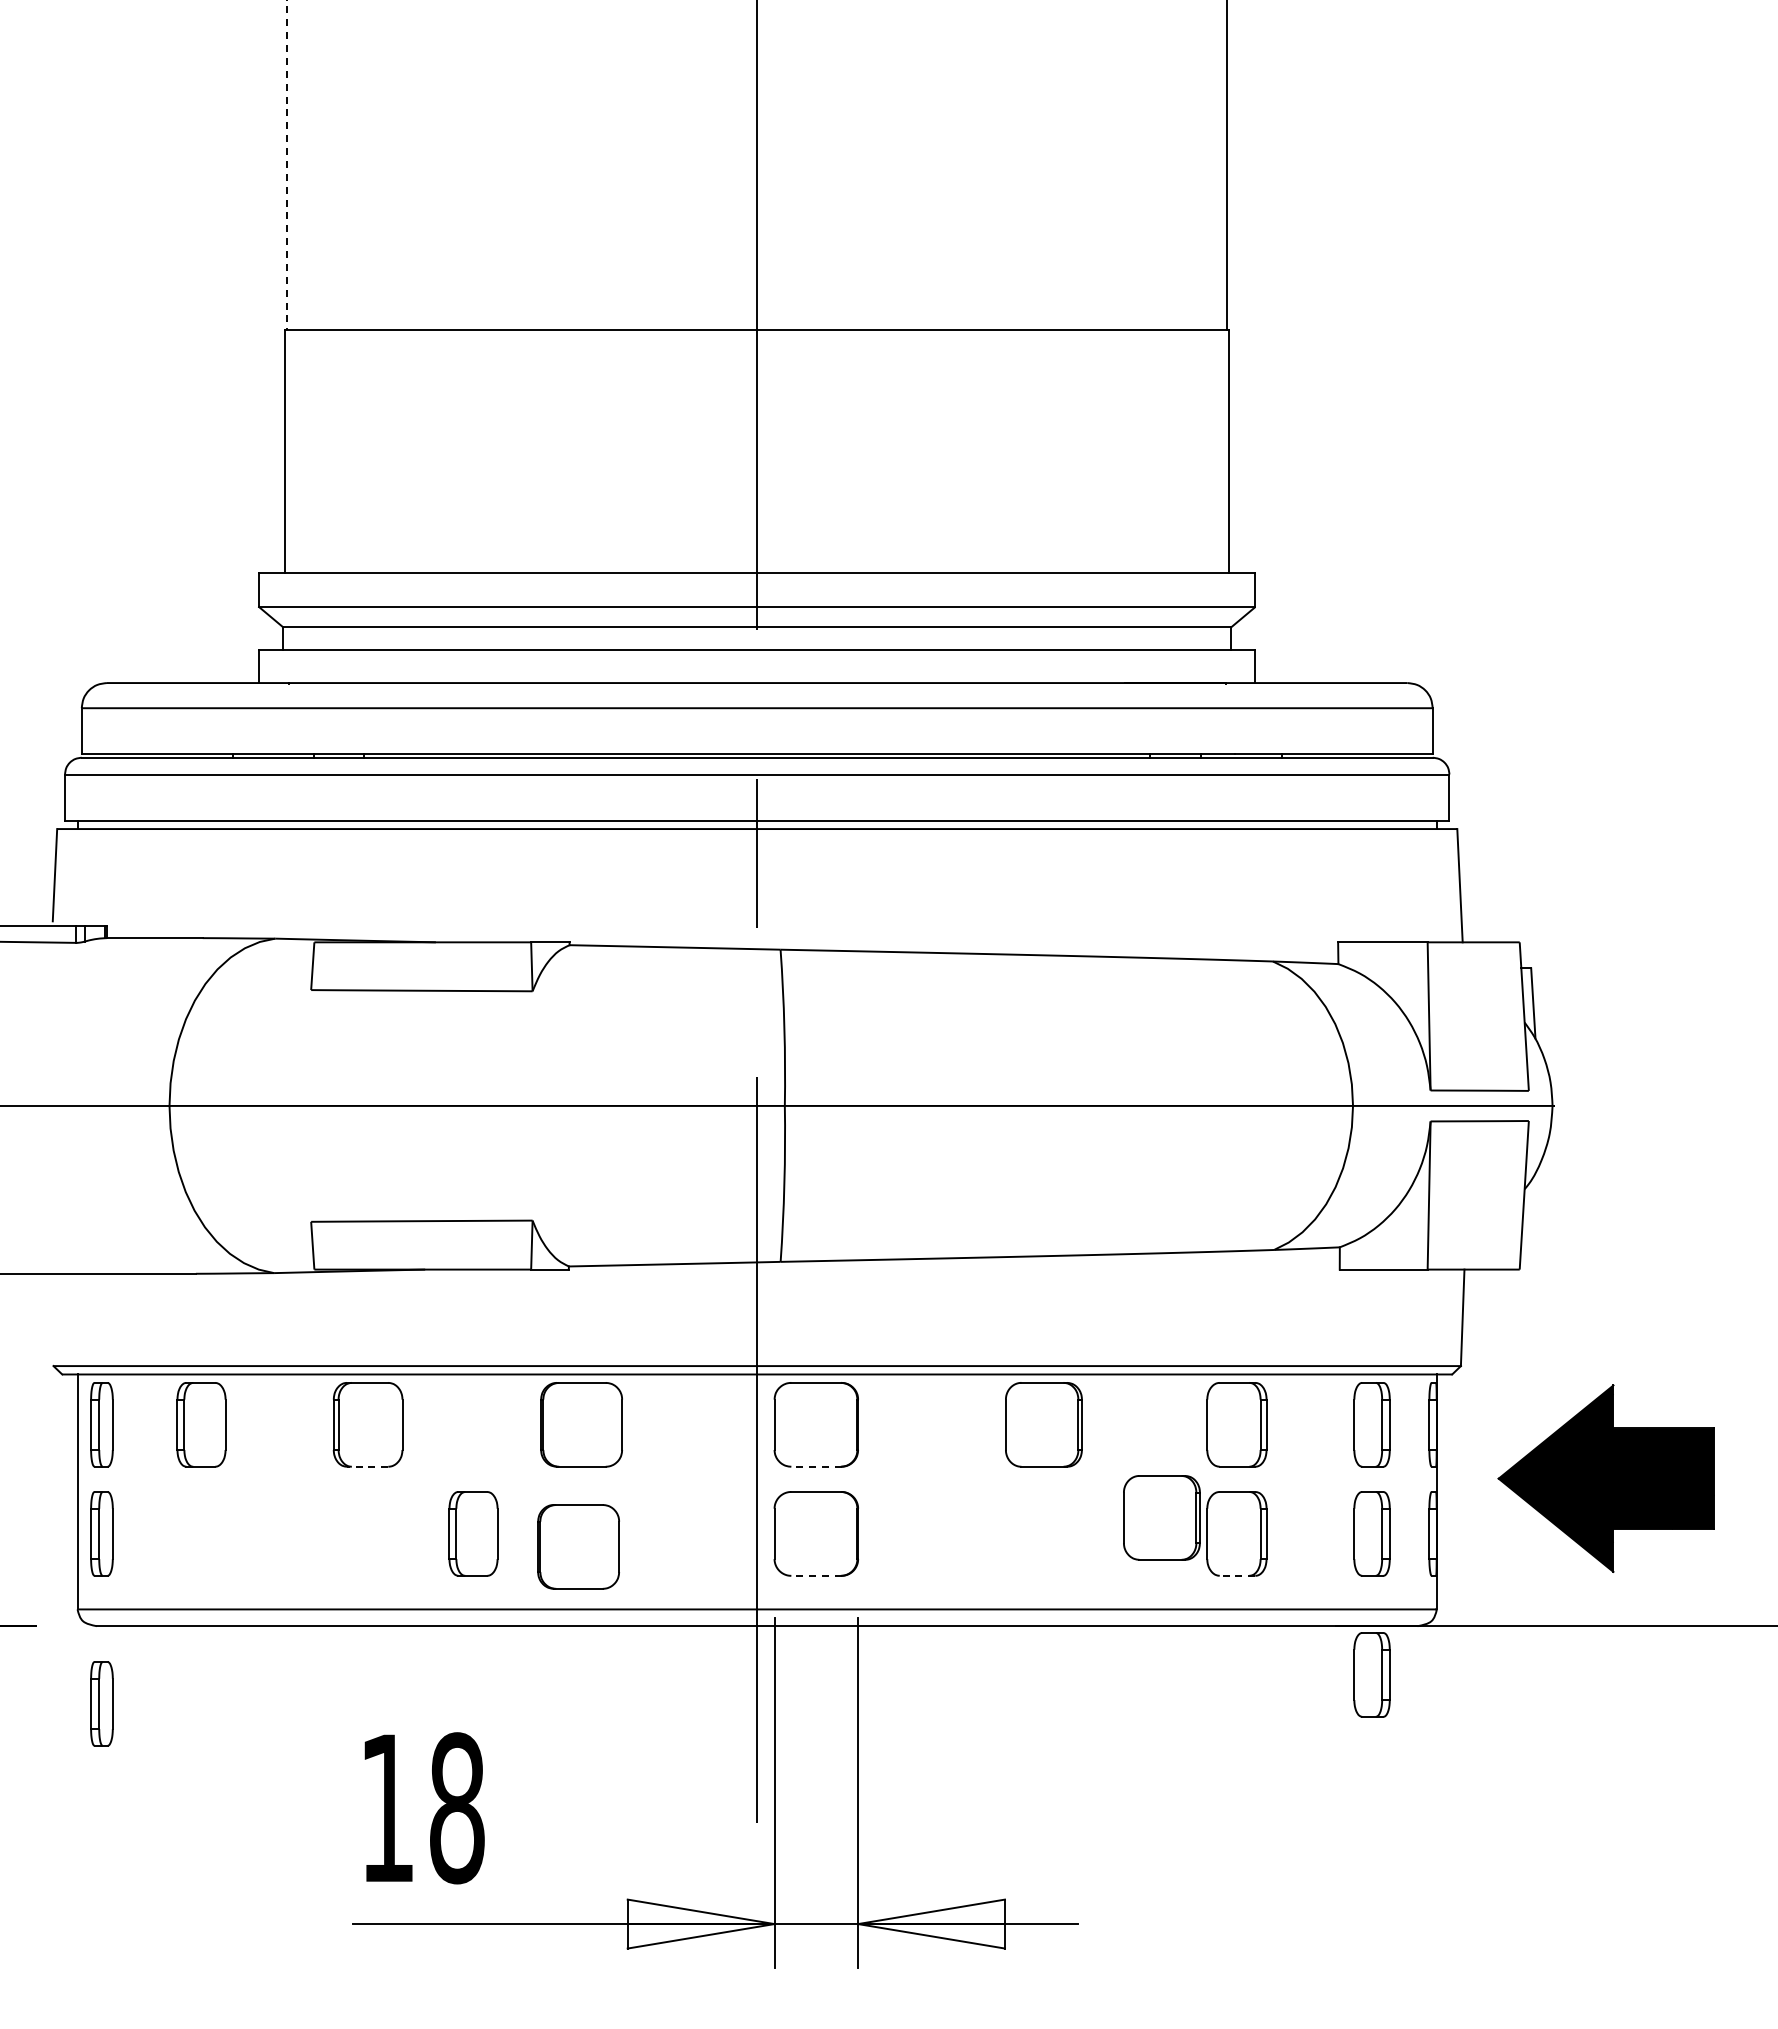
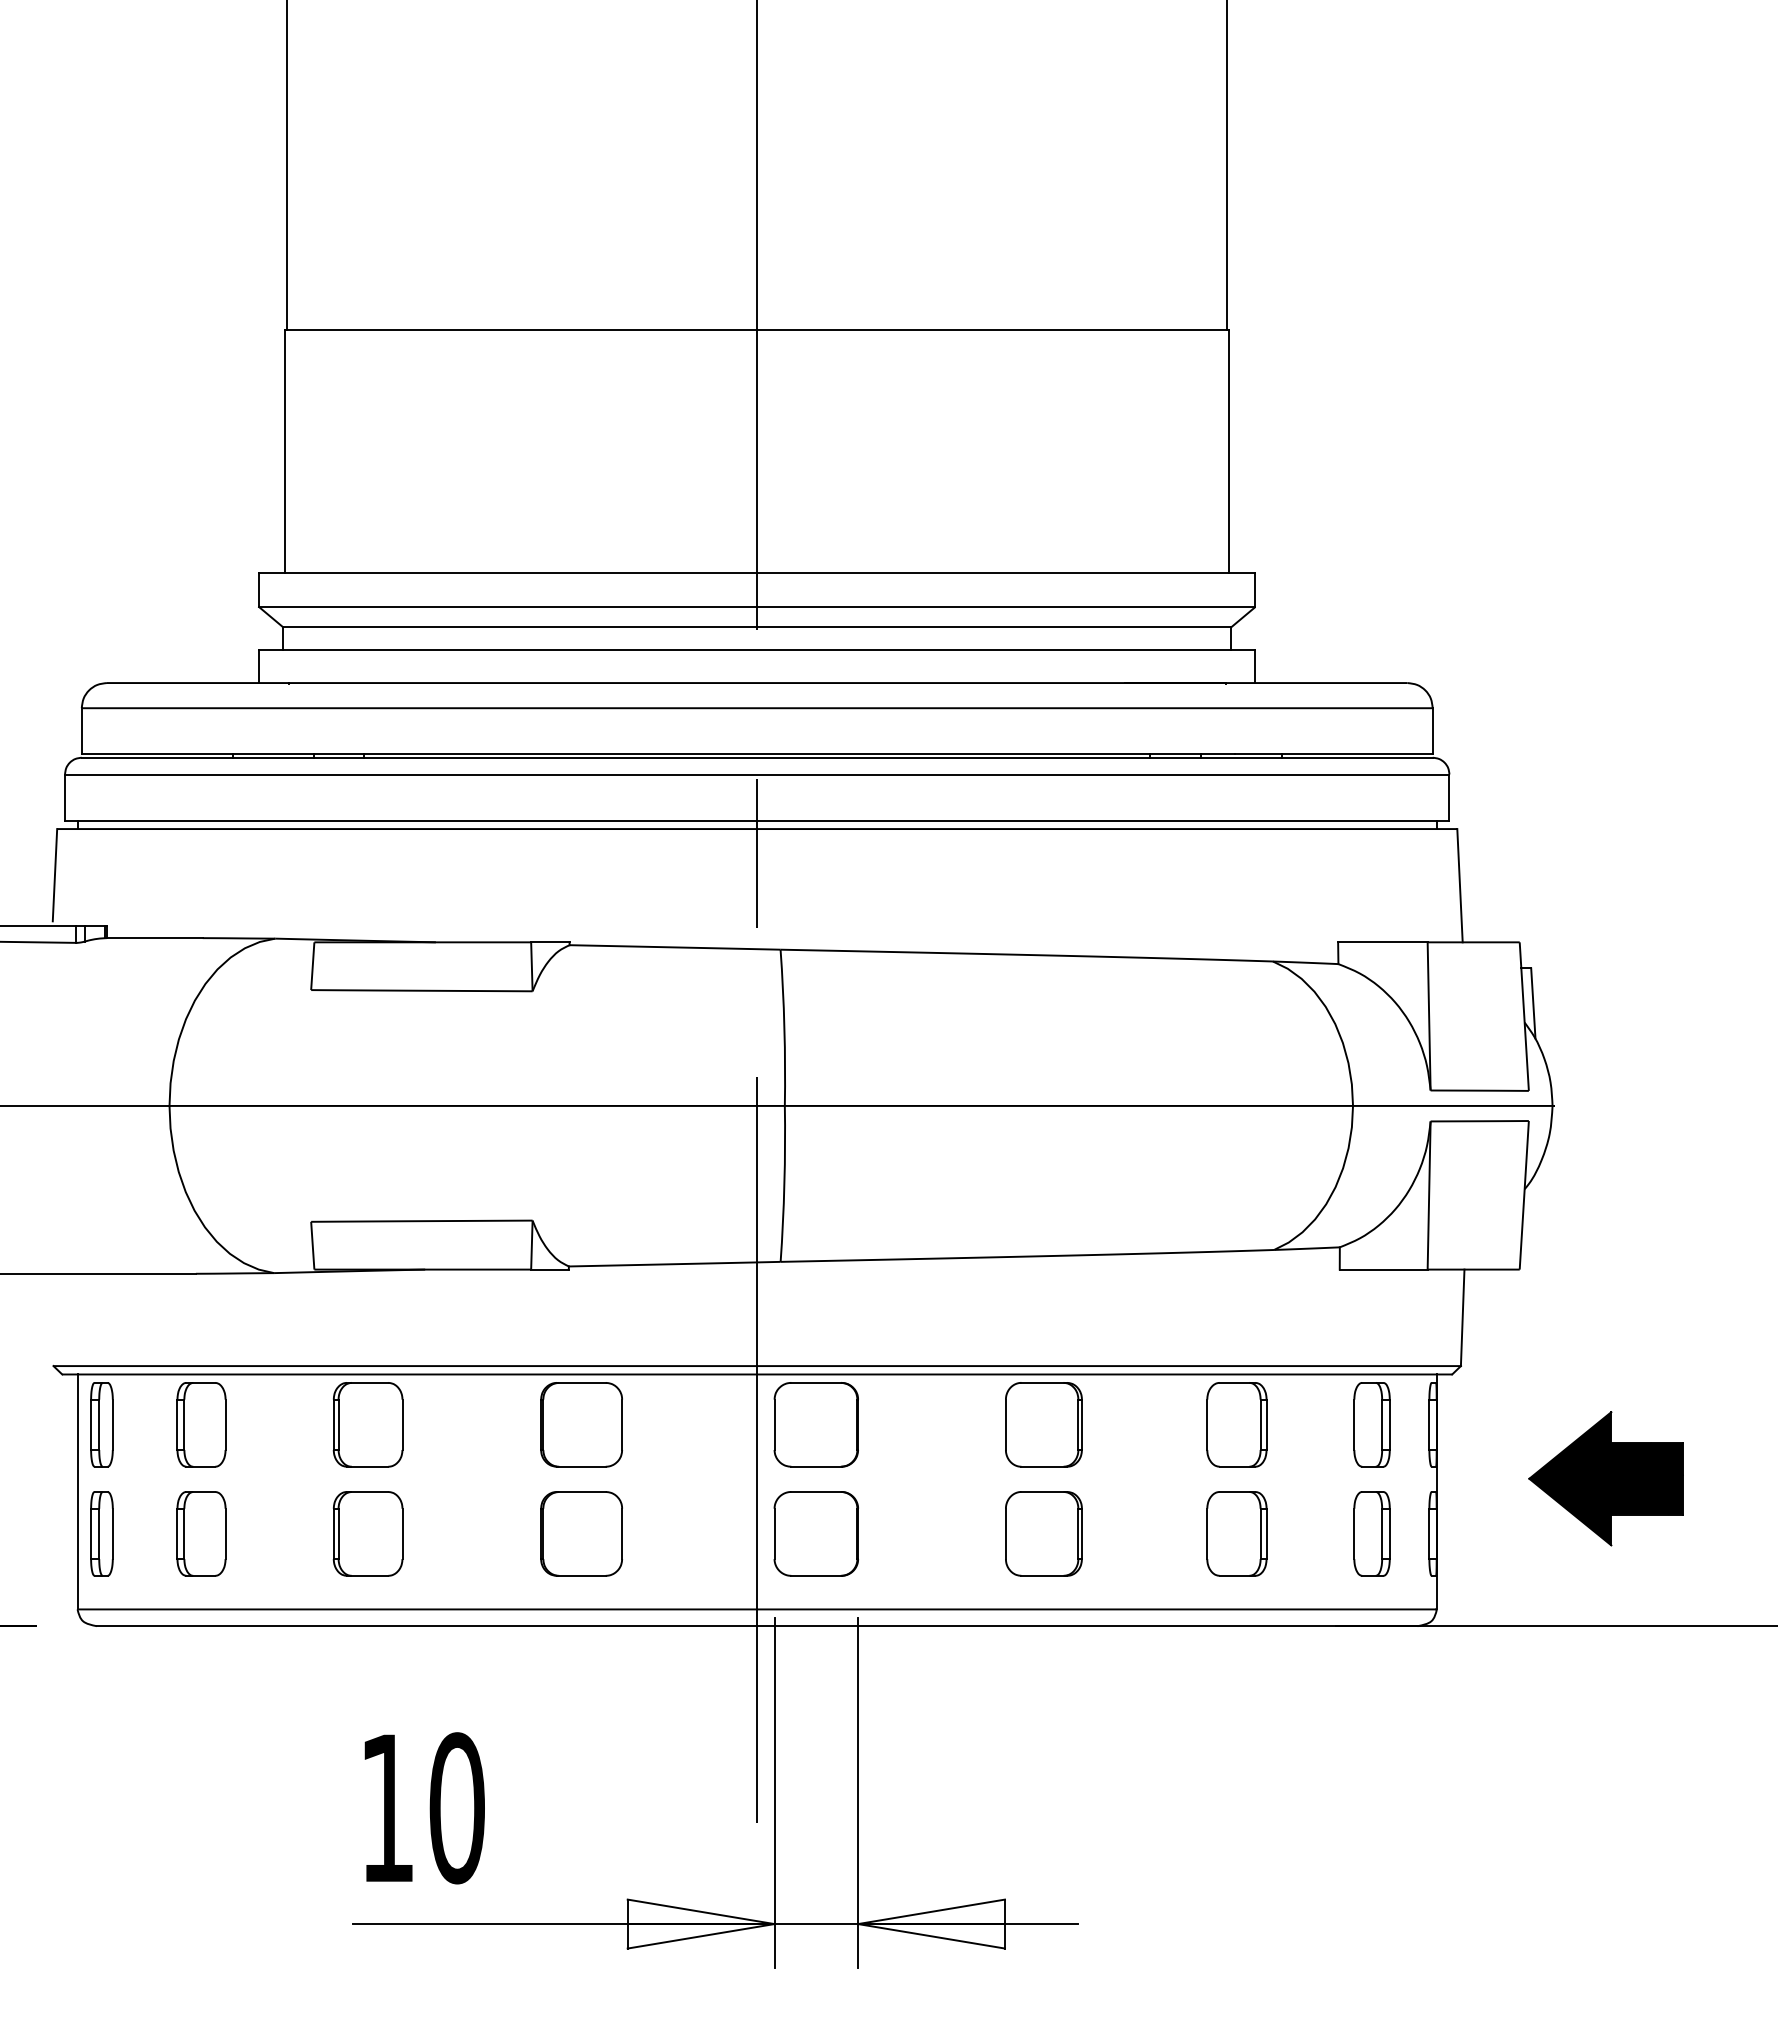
line: dashed -> solid (287, 165)
line: dashed -> solid (367, 1466)
line: dashed -> solid (815, 1466)
part size: 218x189 px -> 156x136 px (1605, 1478)
part position: (1161, 1517) -> (1043, 1533) (1043, 1533)
part: none -> present (367, 1533)
part position: (473, 1533) -> (201, 1533) (201, 1533)
part position: (578, 1546) -> (581, 1533) (581, 1533)
line: dashed -> solid (815, 1575)
line: dashed -> solid (1237, 1575)
part: present -> none (1371, 1674)
part: present -> none (101, 1703)
text: 18 -> 10 (456, 1808)
